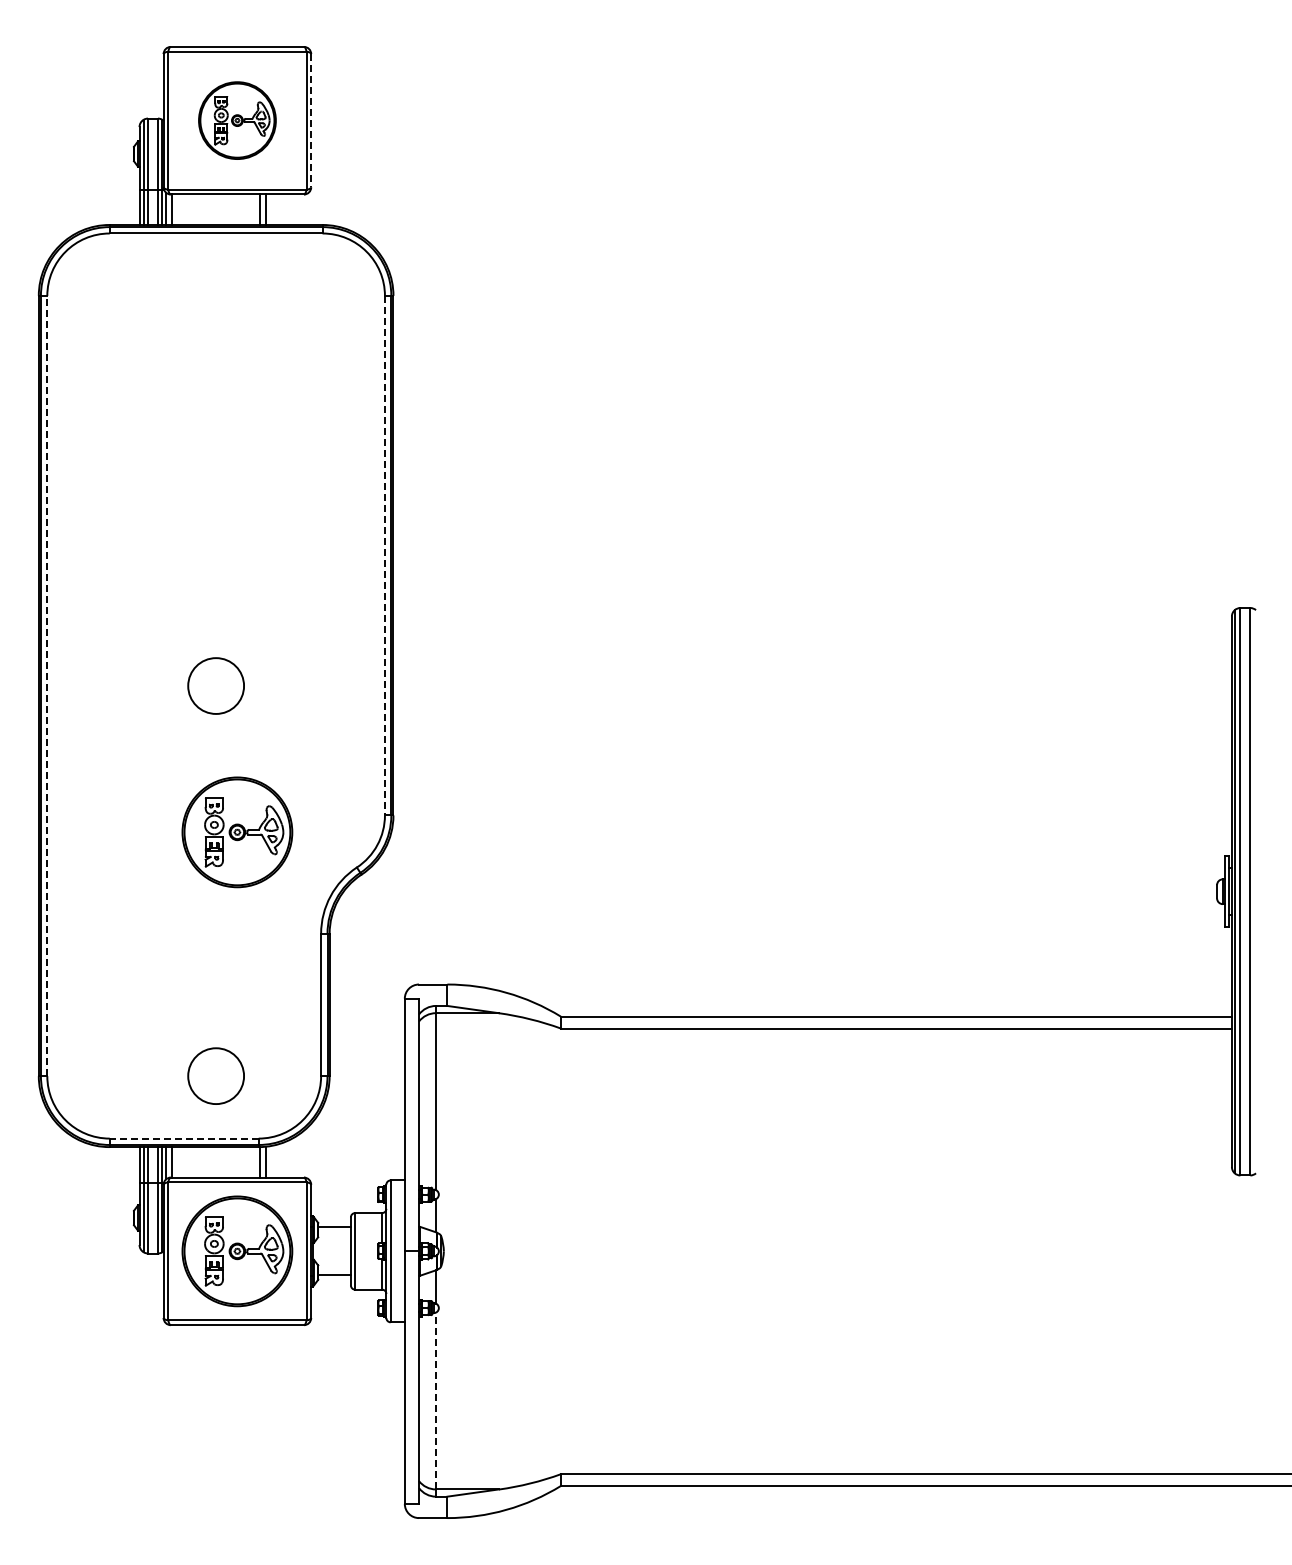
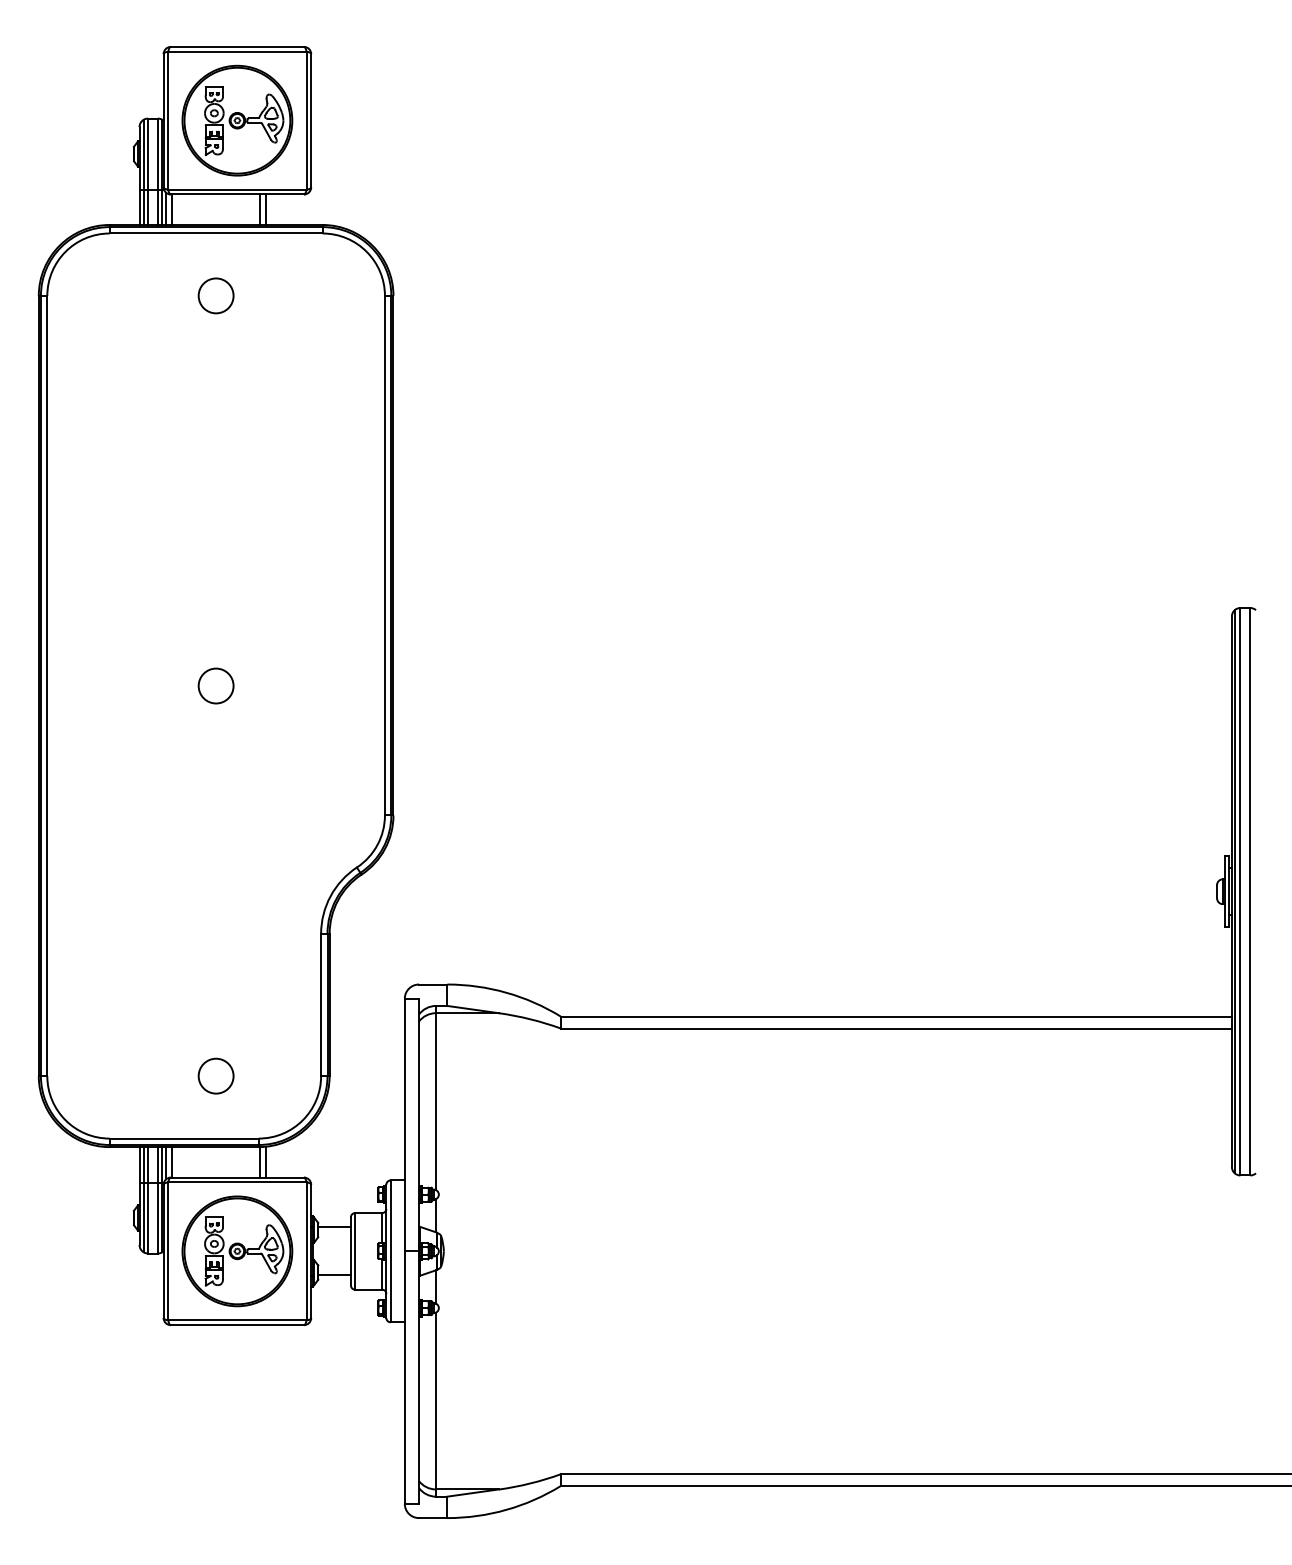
part size: 79x79 px -> 113x113 px (237, 120)
line: dashed -> solid (311, 120)
circle: none -> present (215, 295)
line: dashed -> solid (384, 555)
line: dashed -> solid (47, 685)
circle diameter: 56 px -> 35 px (215, 685)
part: present -> none (237, 832)
circle diameter: 56 px -> 35 px (215, 1075)
line: dashed -> solid (183, 1138)
line: dashed -> solid (436, 1400)
